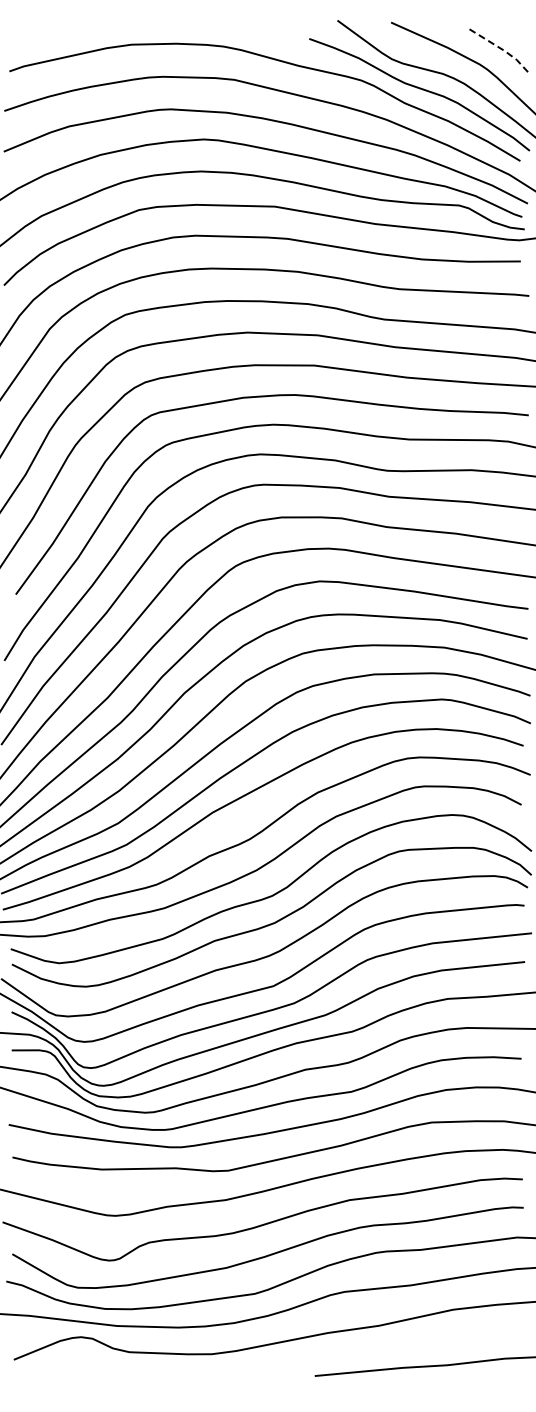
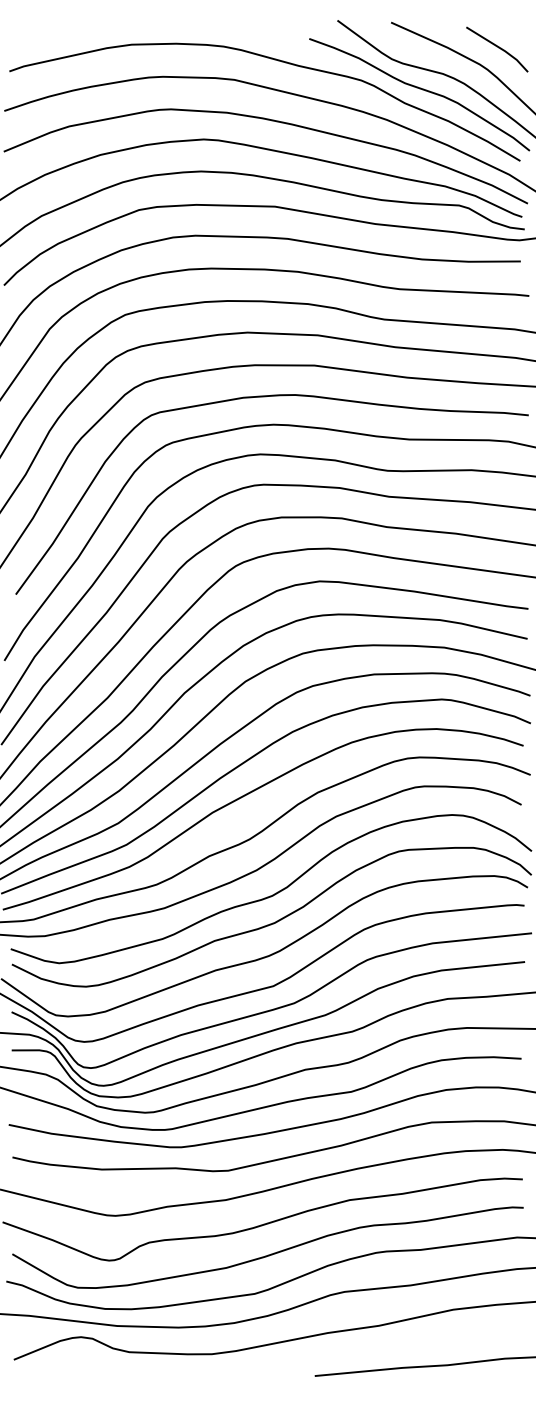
line: dashed -> solid (500, 48)
